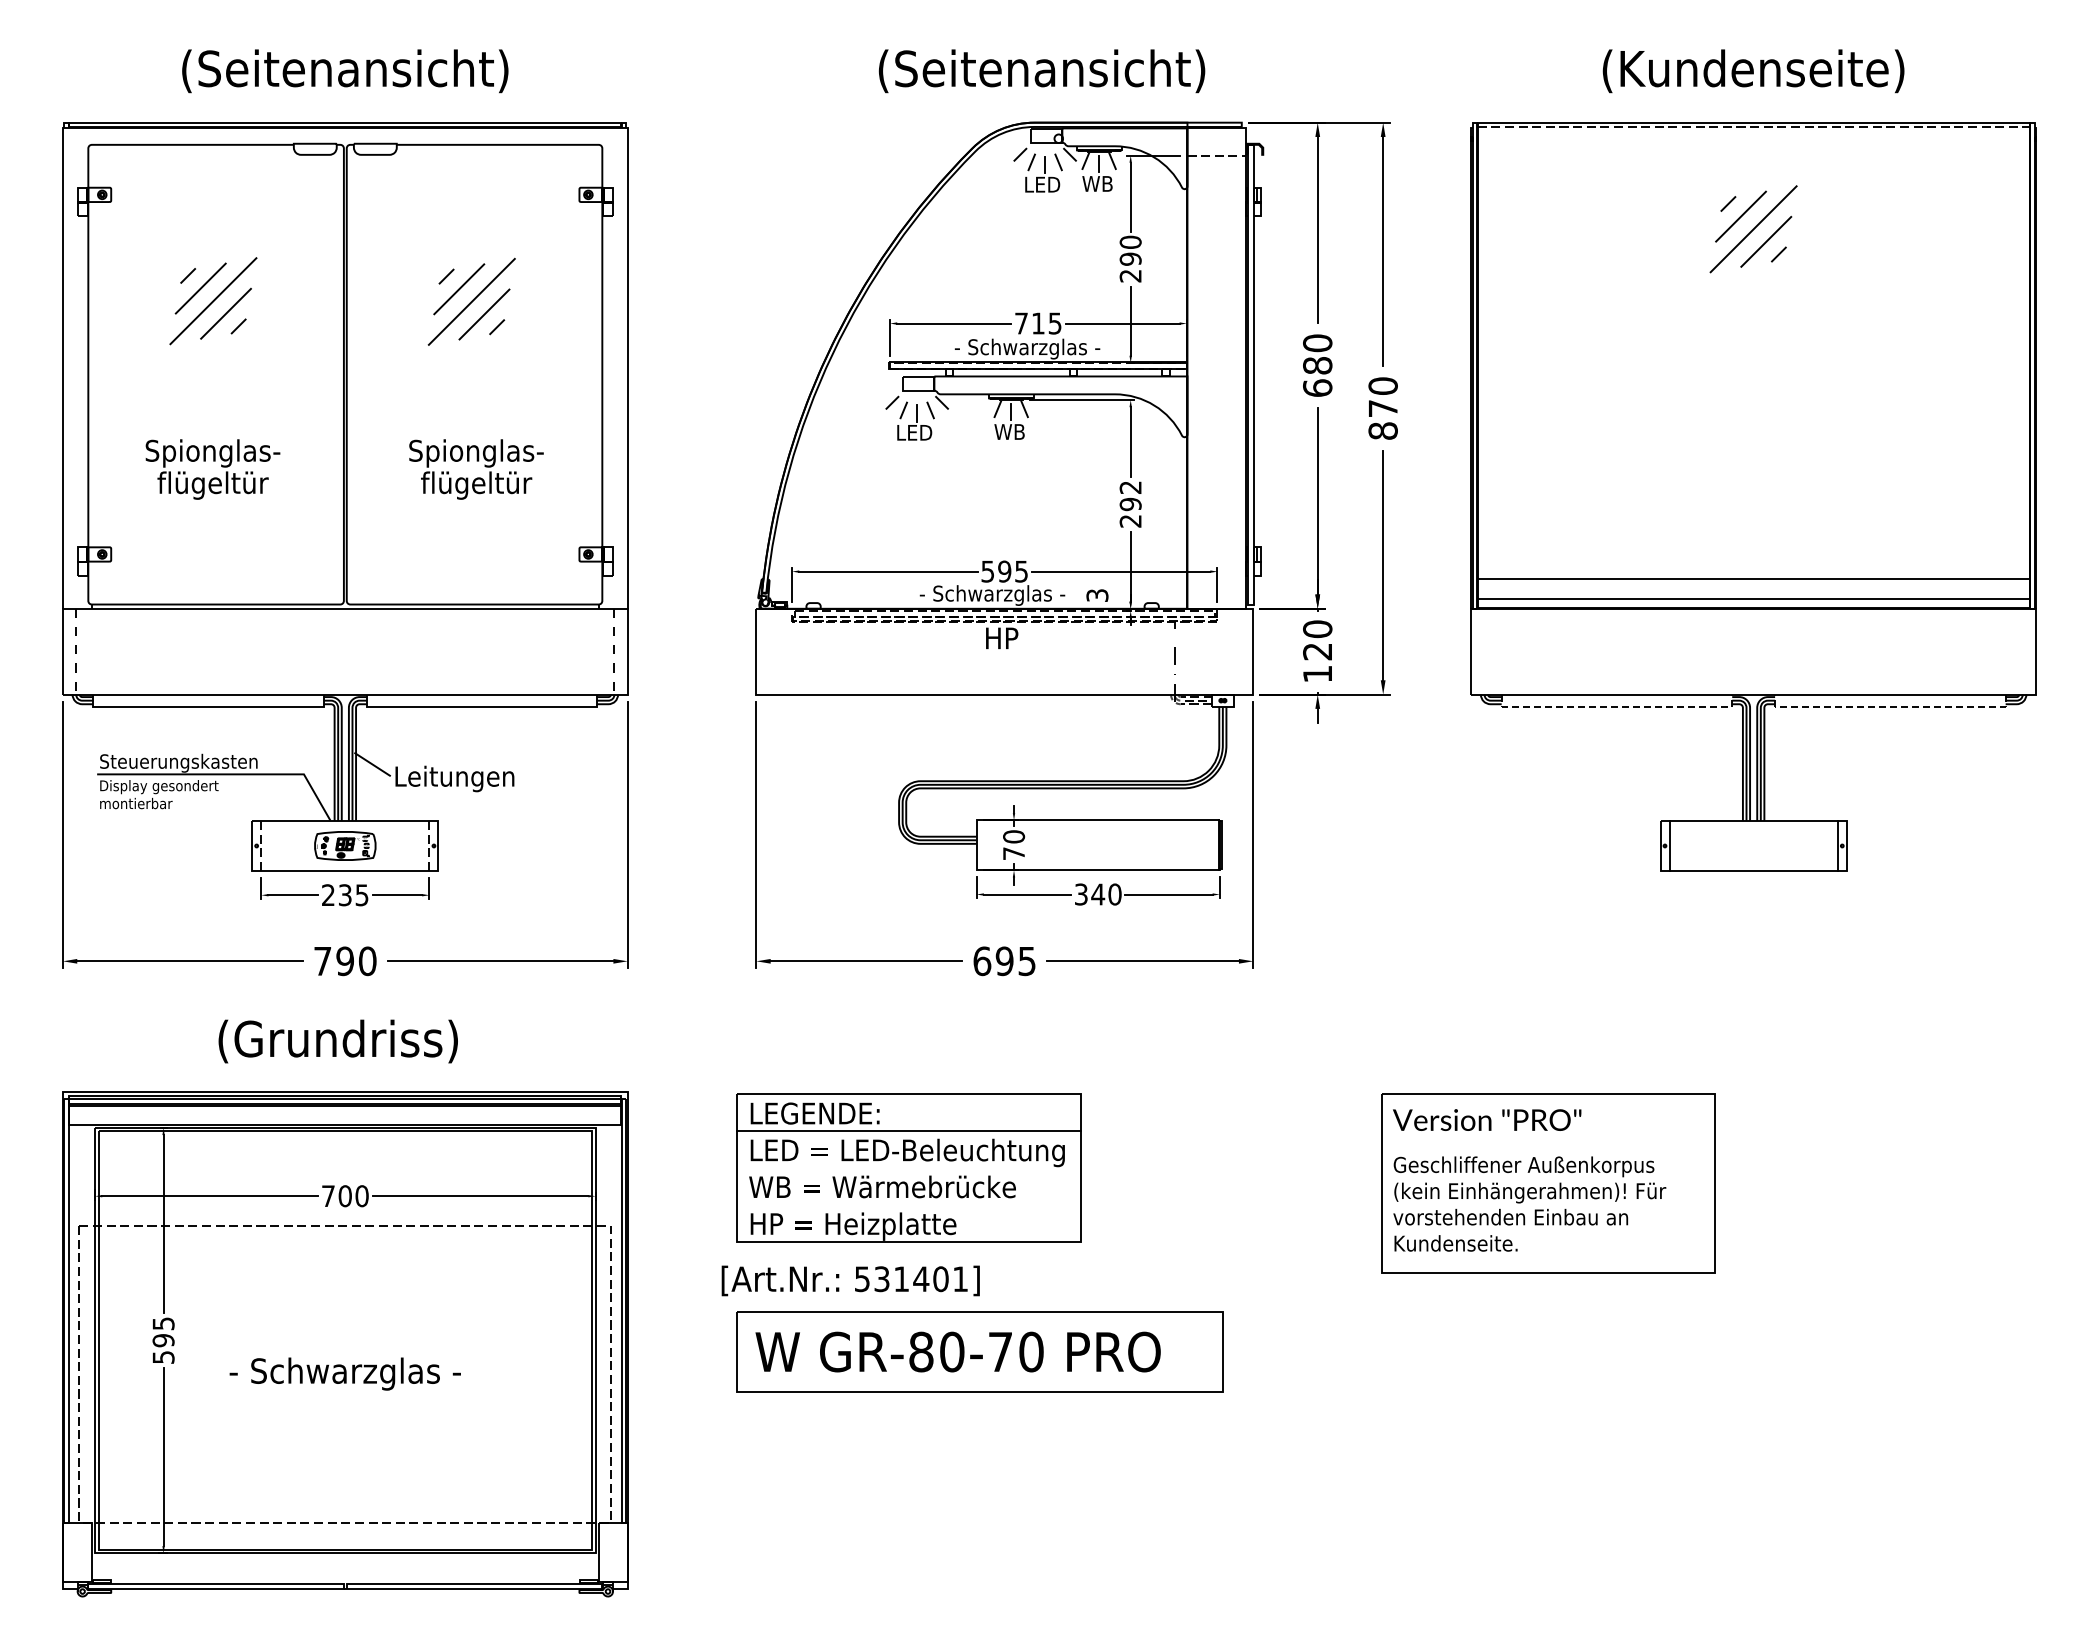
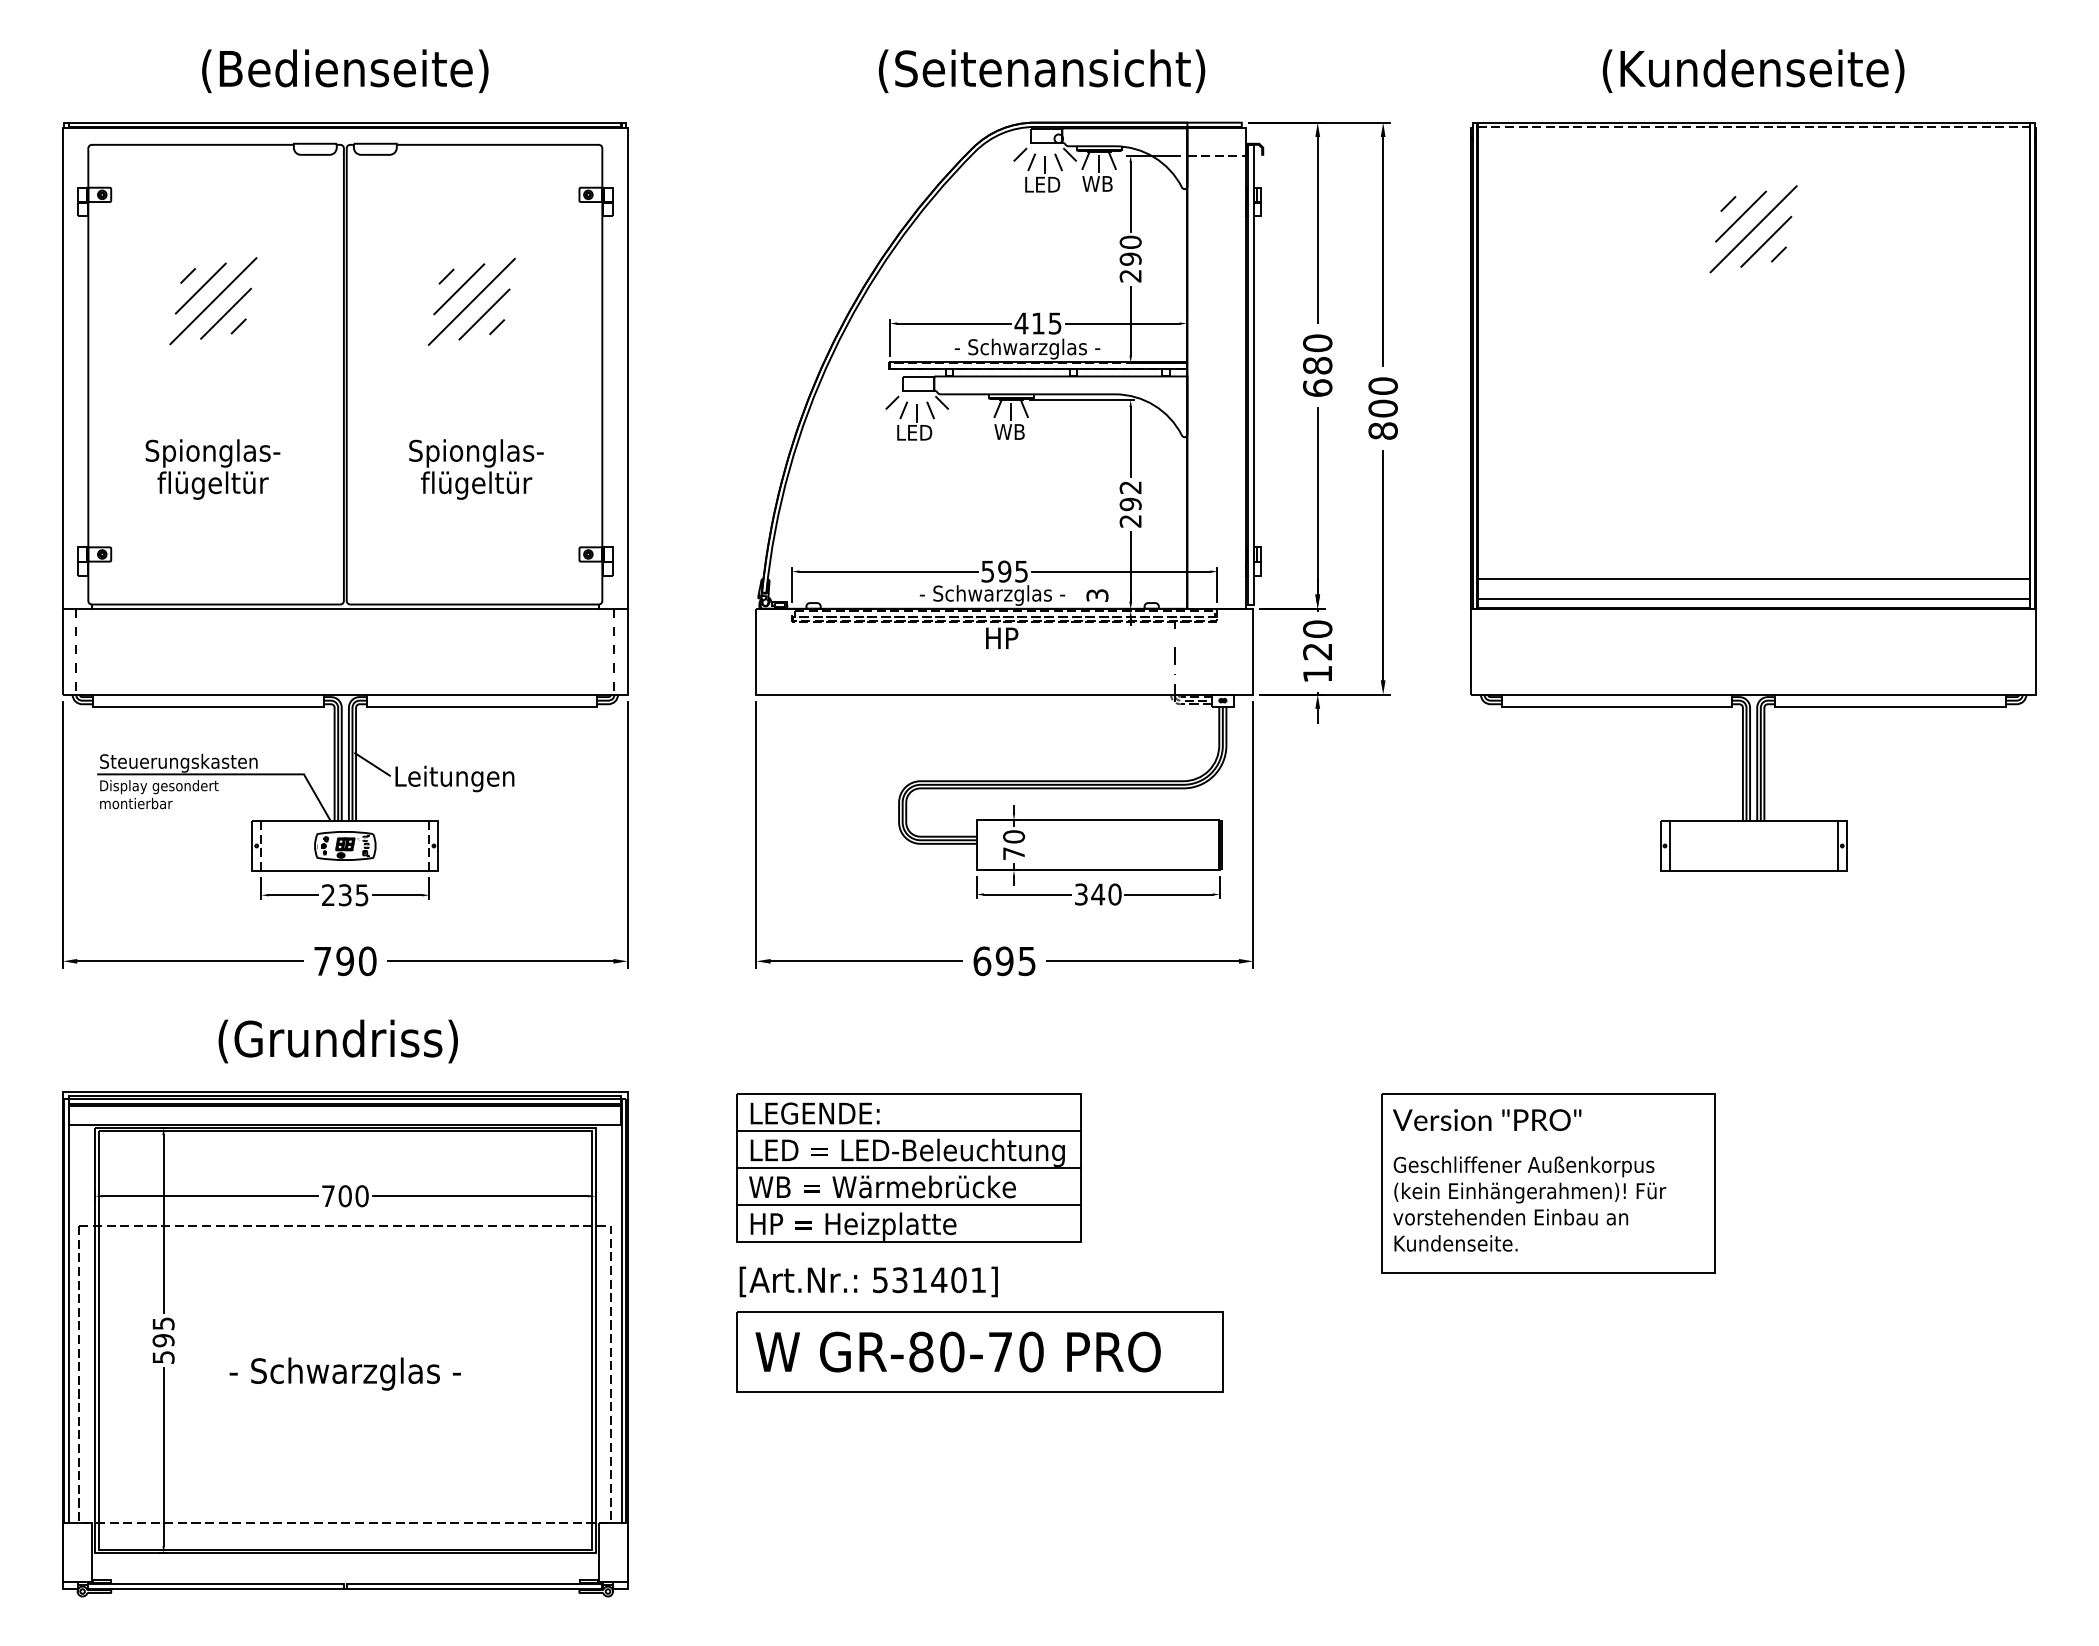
text: (Seitenansicht) -> (Bedienseite) (345, 71)
text: 715 -> 415 (1021, 323)
text: 870 -> 800 (1382, 408)
line: dashed -> solid (1617, 706)
line: dashed -> solid (1889, 706)
line: none -> present (909, 1168)
line: none -> present (909, 1205)
text position: (850, 1280) -> (868, 1281) (868, 1281)
